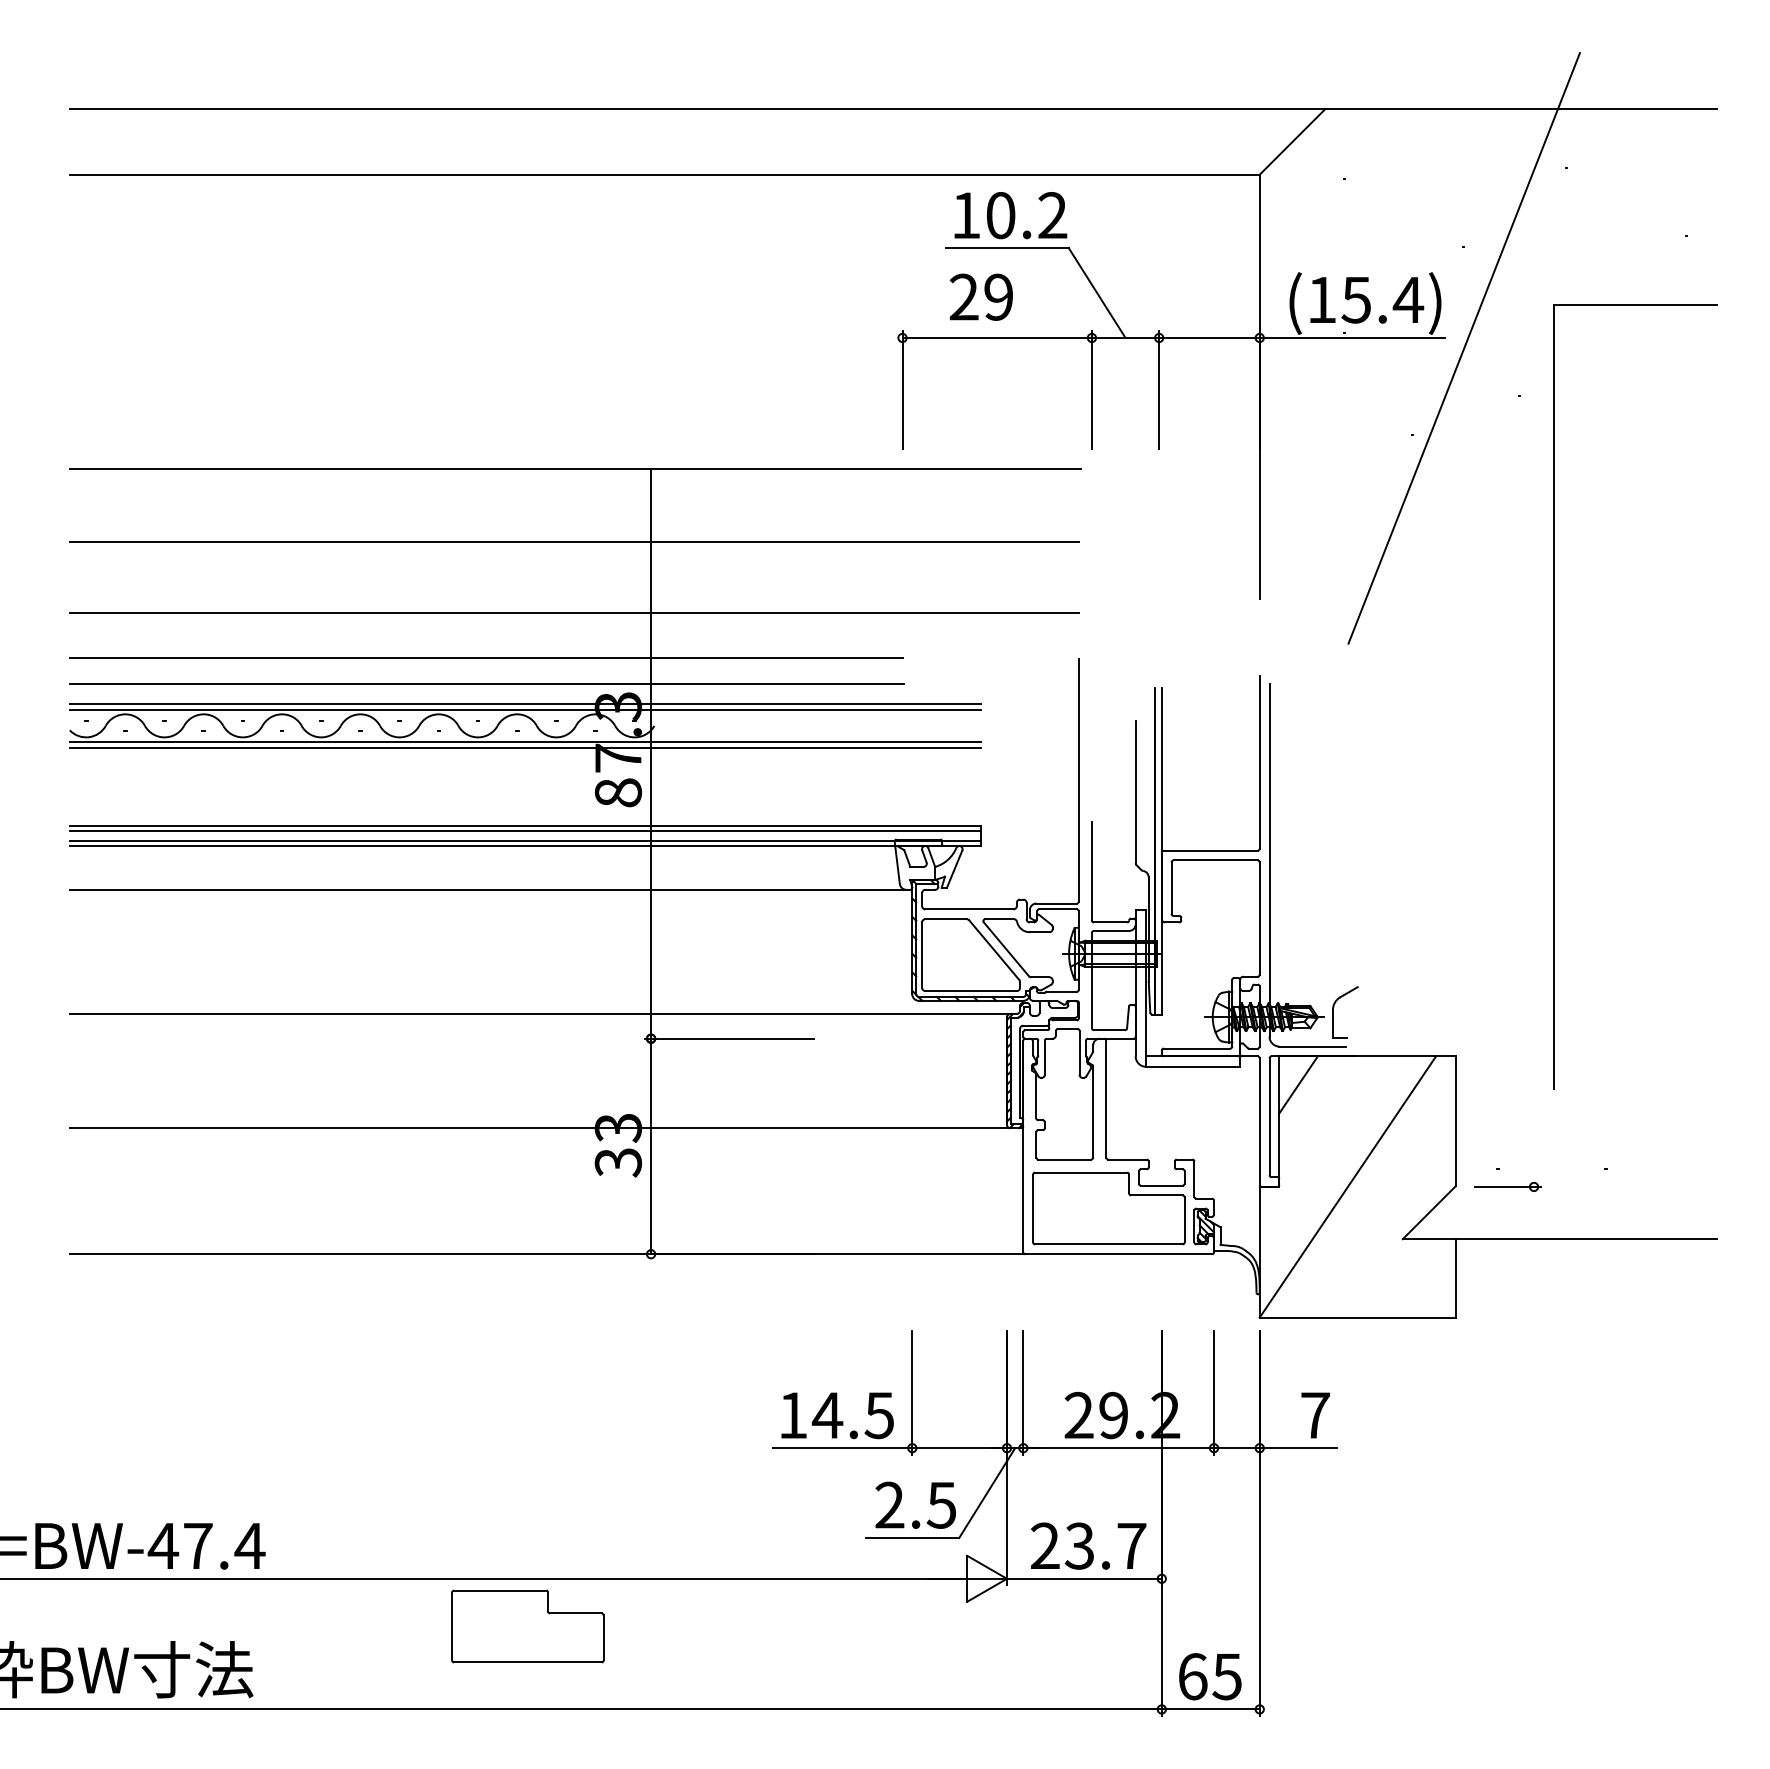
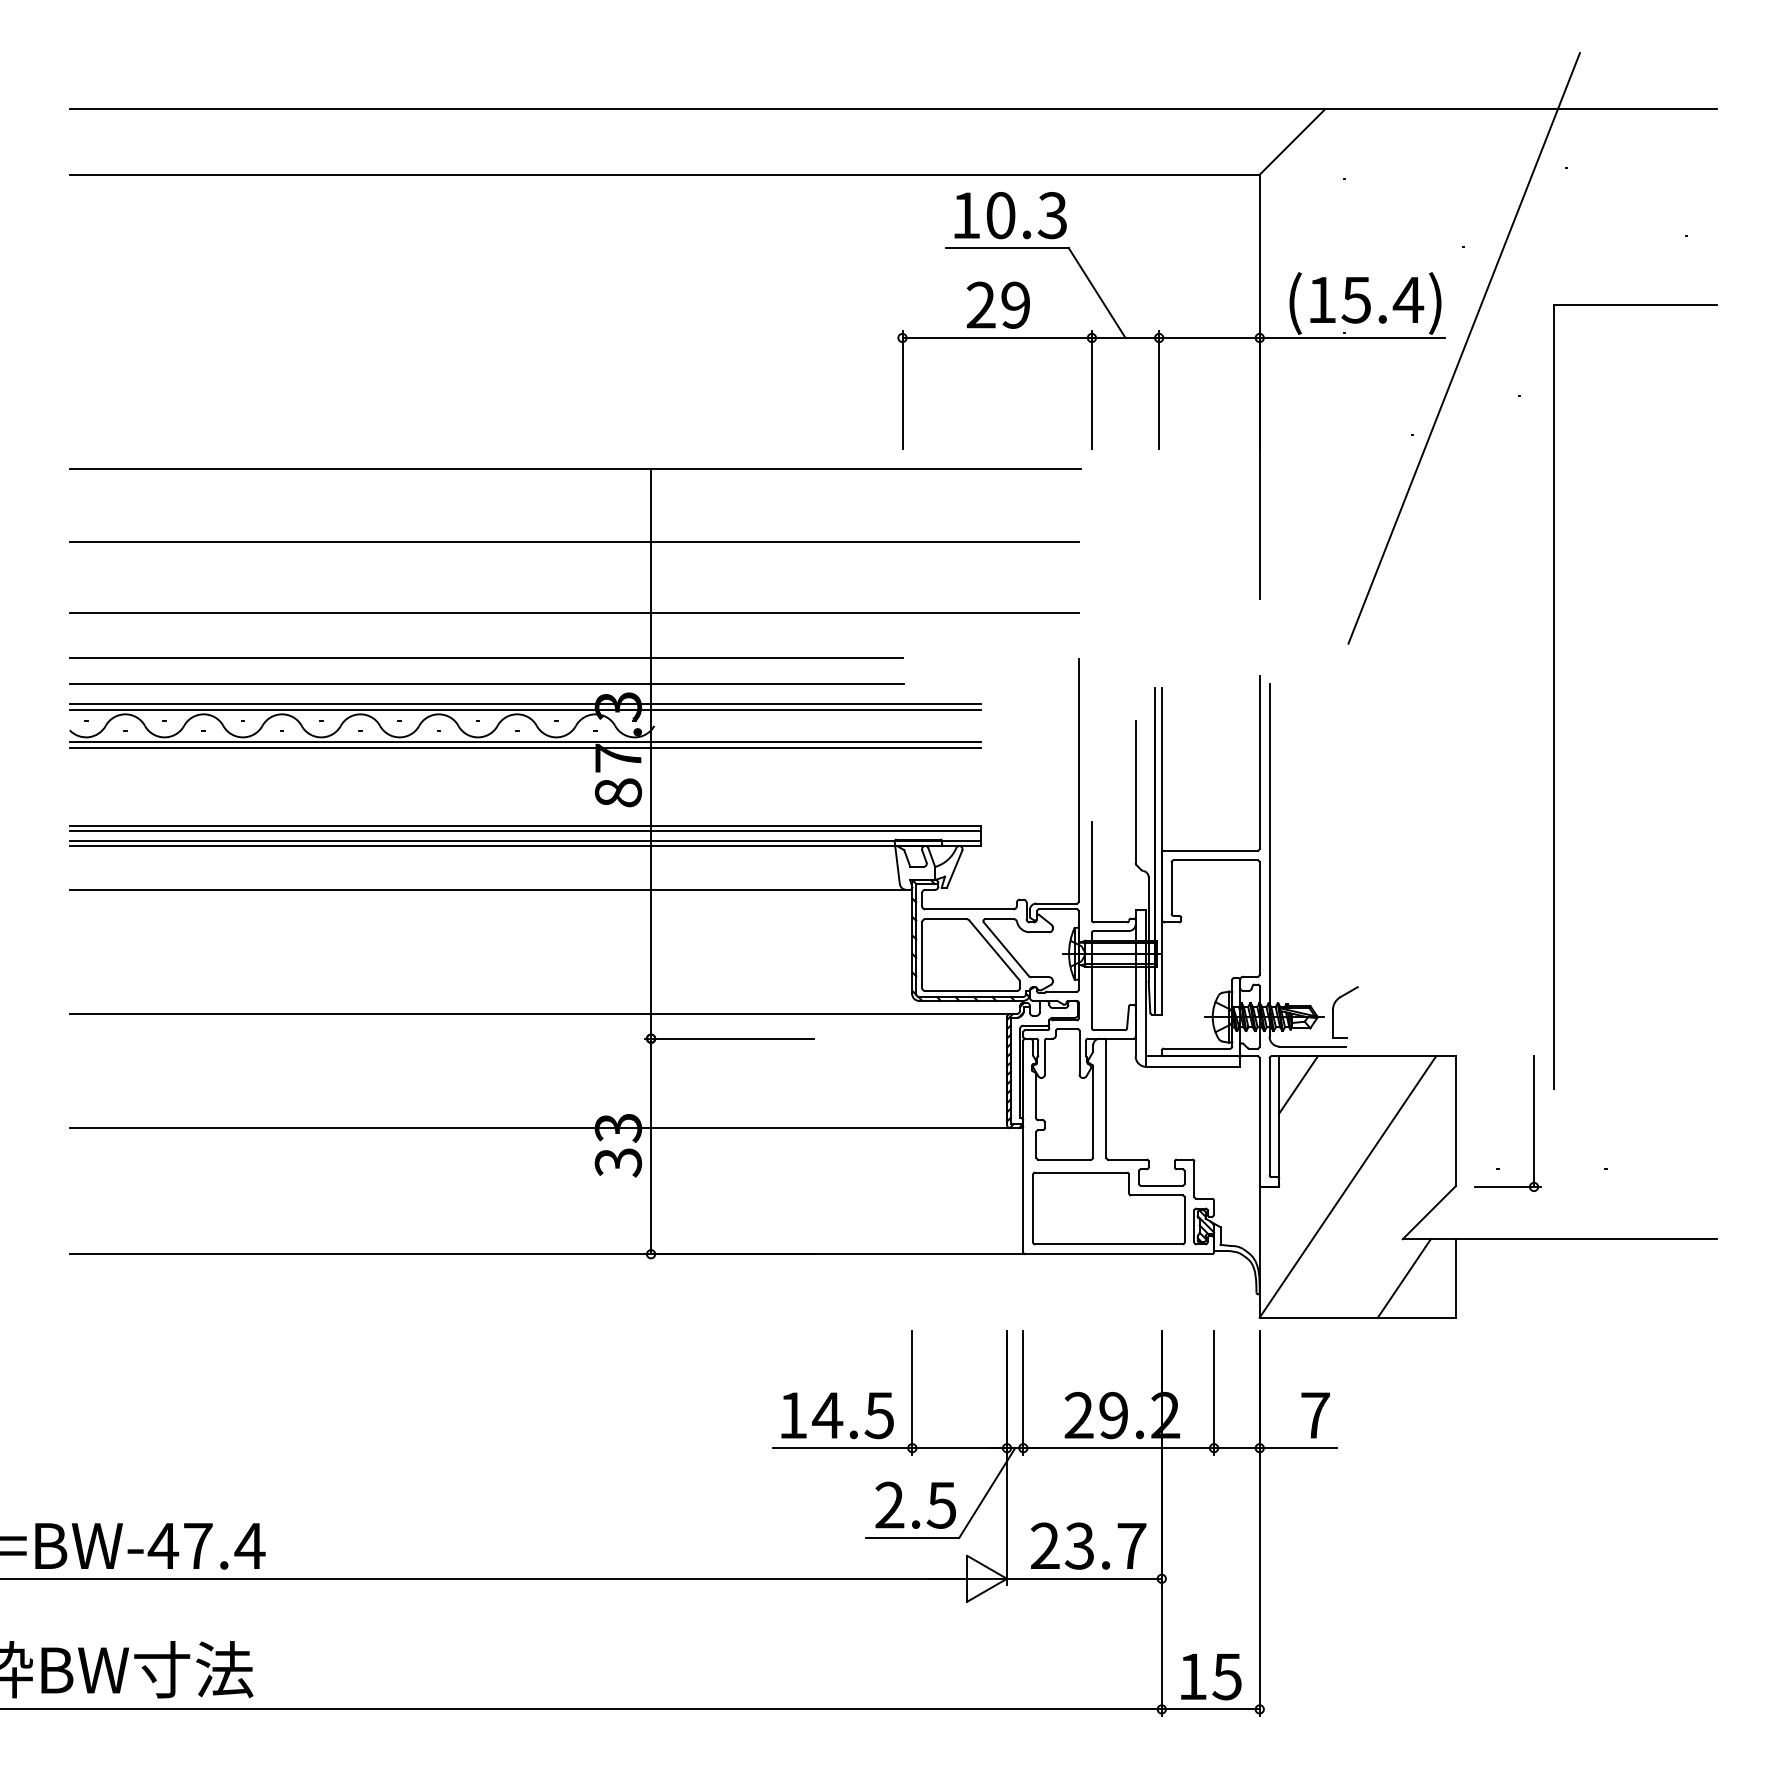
text: 10.2 -> 10.3 (1052, 215)
text position: (980, 296) -> (997, 304) (997, 304)
line: none -> present (1534, 1121)
line: none -> present (1403, 1278)
part: present -> none (527, 1626)
text: 65 -> 15 (1193, 1676)
